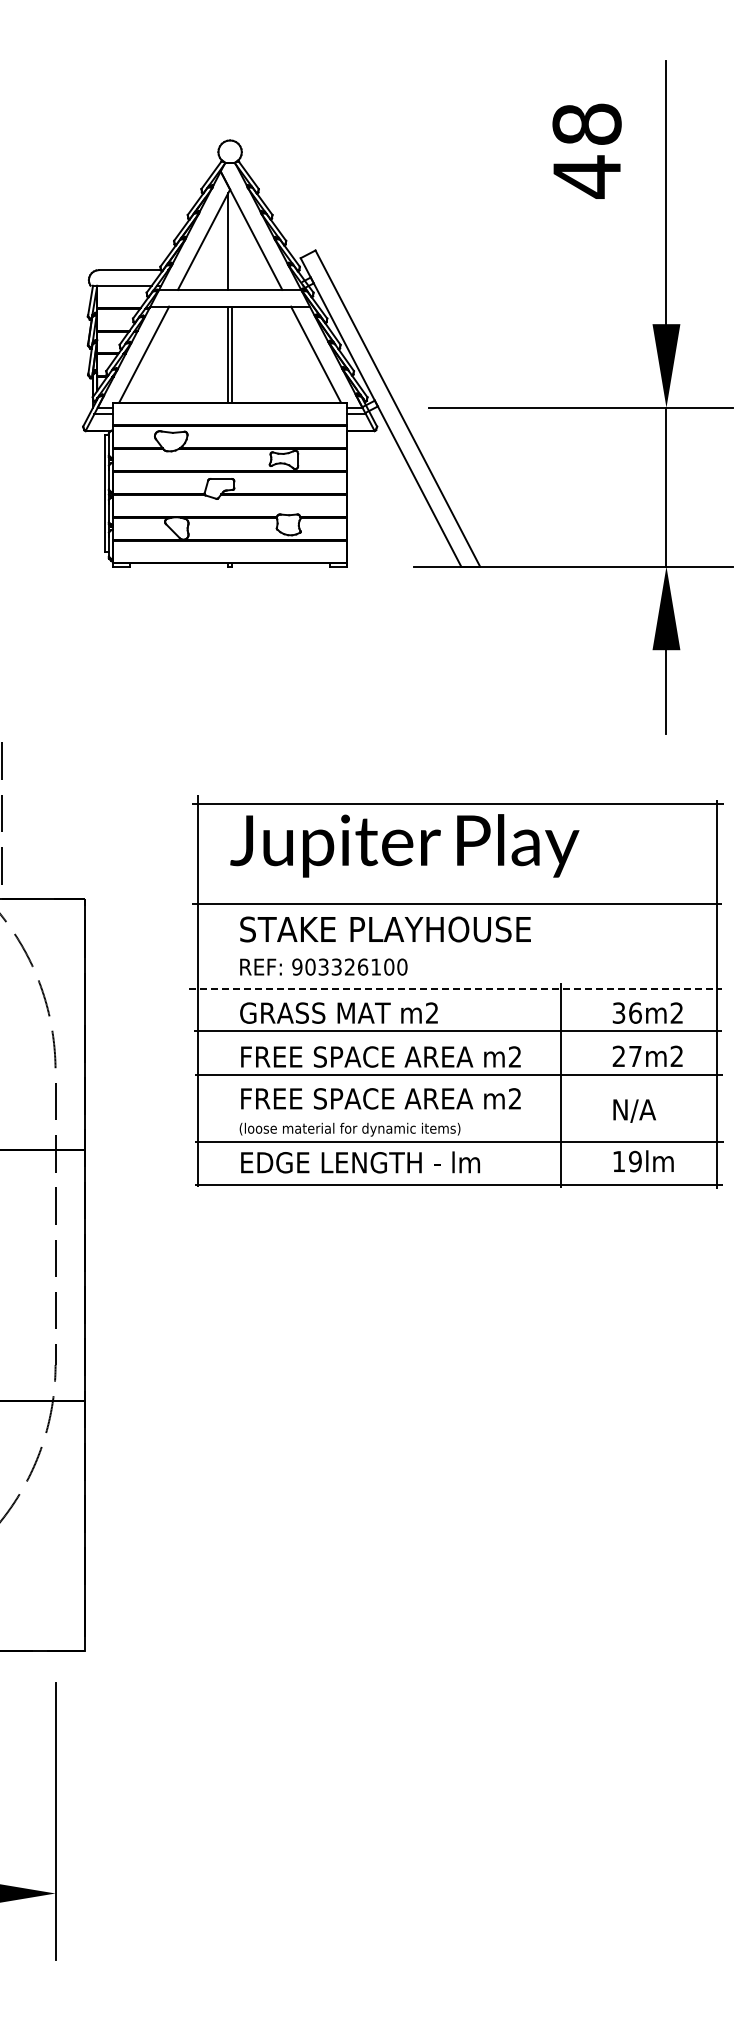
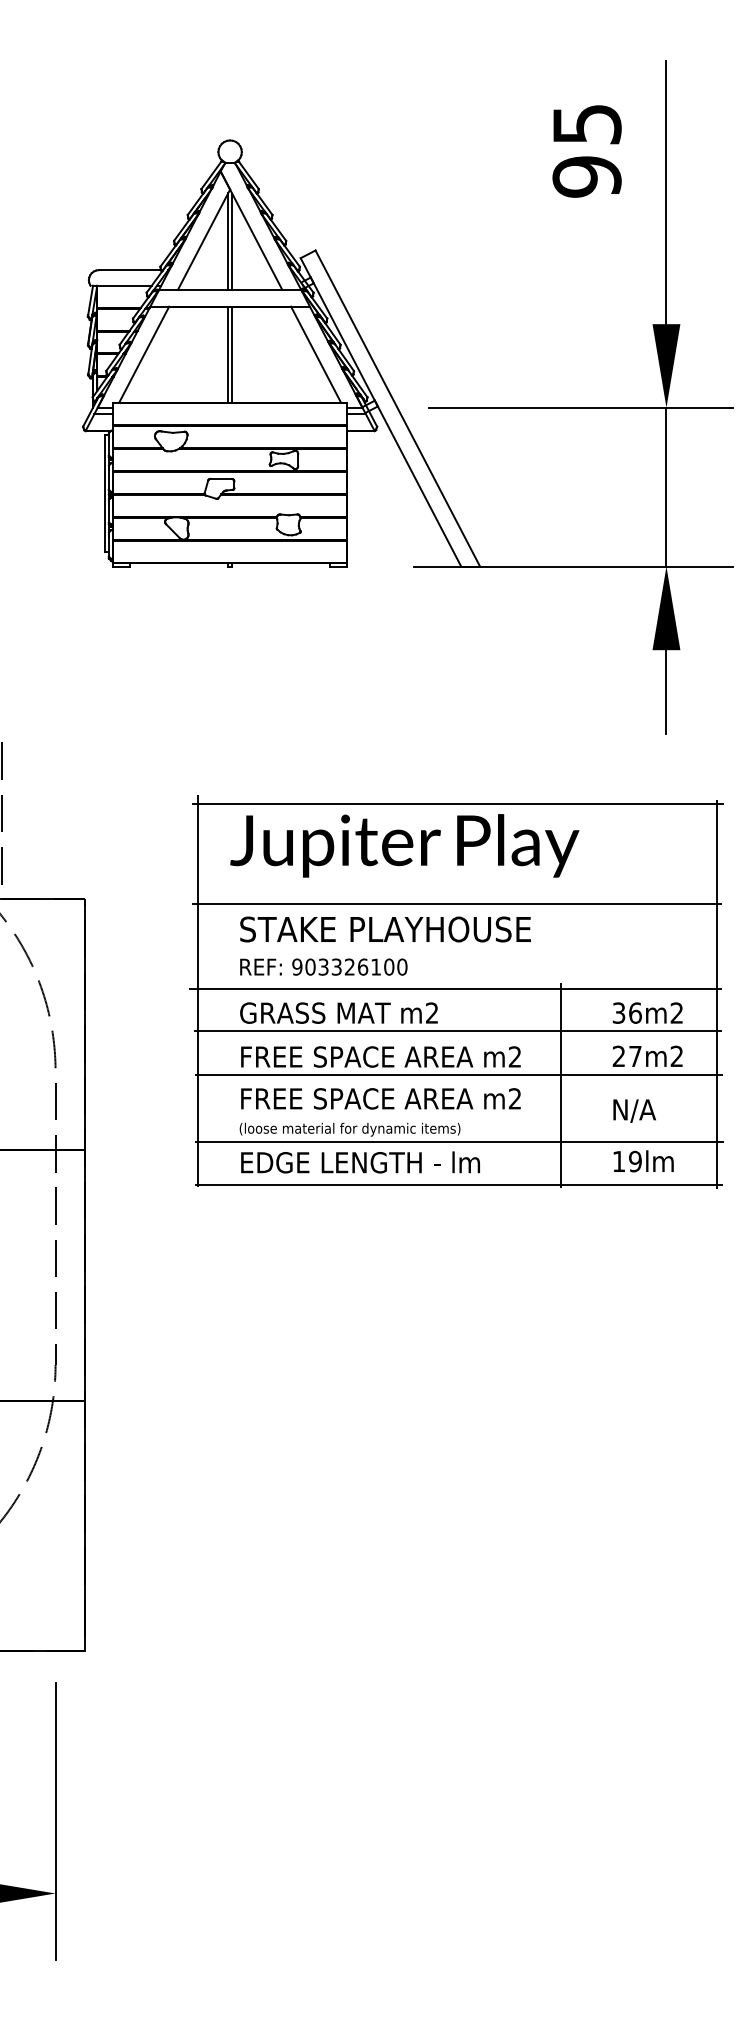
text: 48 -> 95 (586, 150)
line: none -> present (232, 241)
line: dashed -> solid (455, 989)
